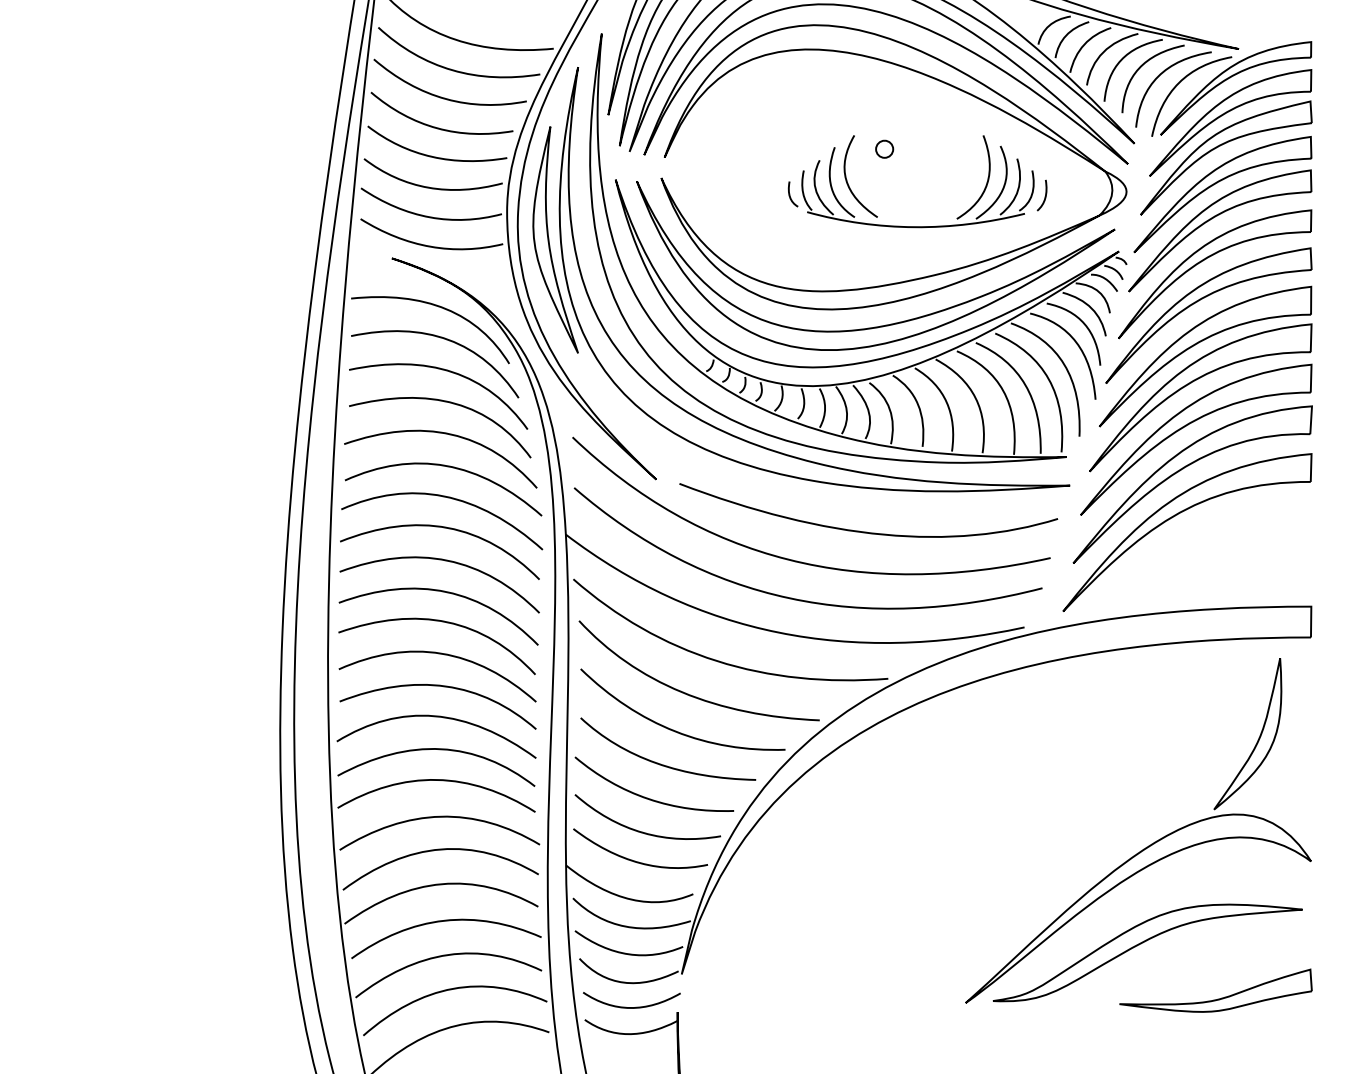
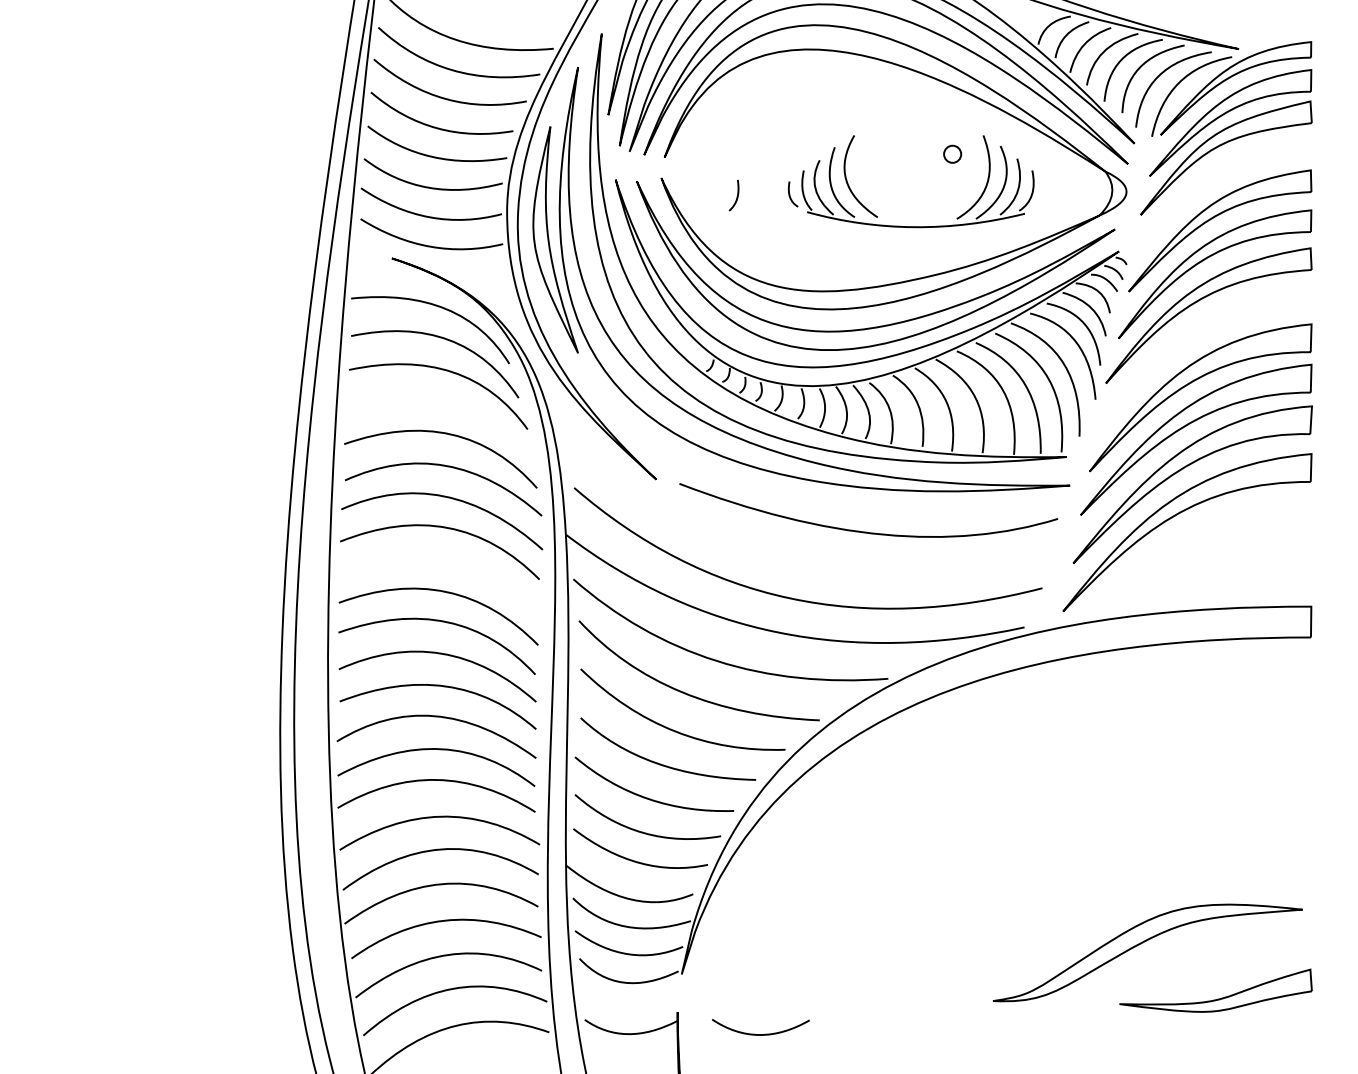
part position: (884, 148) -> (952, 153) (952, 153)
part: present -> none (1214, 185)
curve position: (1044, 196) -> (736, 196) (736, 196)
part: present -> none (1197, 344)
curve: present -> none (444, 402)
curve: present -> none (797, 560)
curve: present -> none (445, 561)
part: present -> none (1148, 845)
curve position: (631, 1007) -> (760, 1034) (760, 1034)
